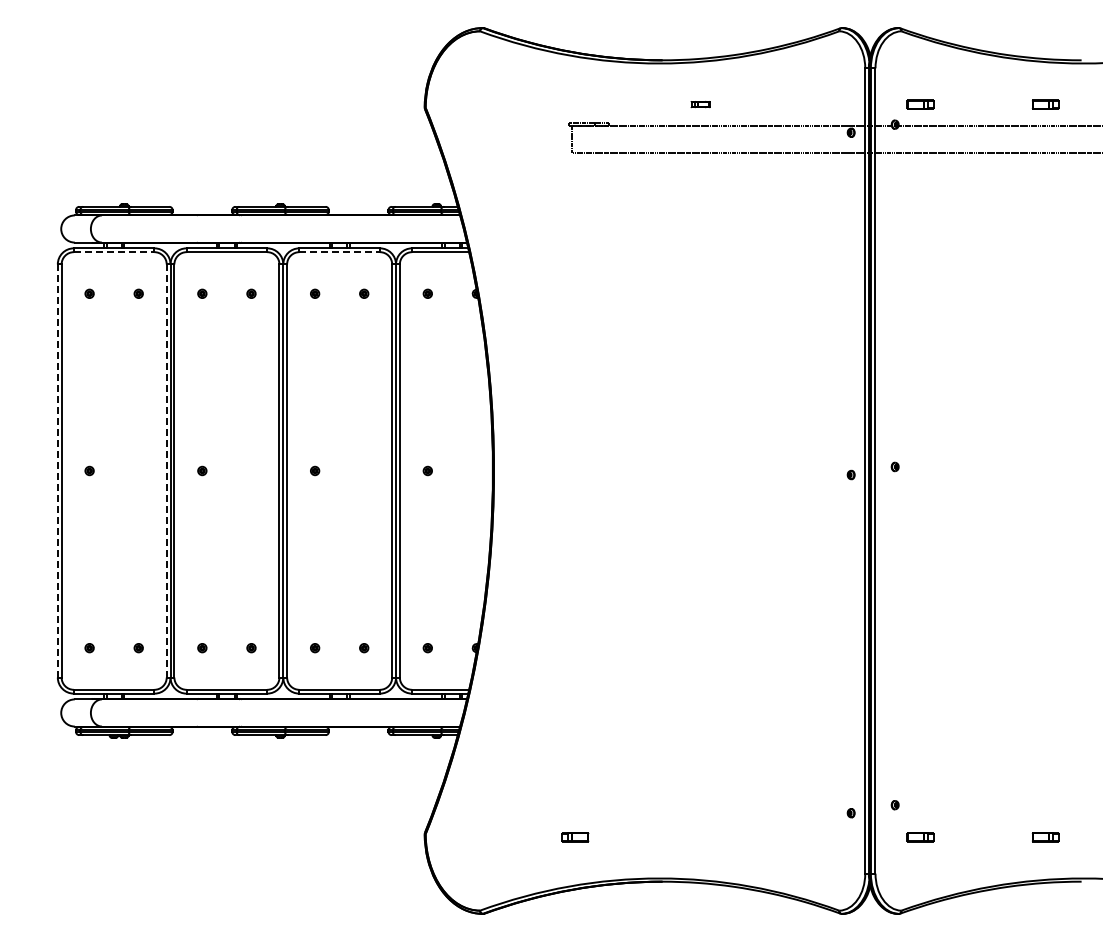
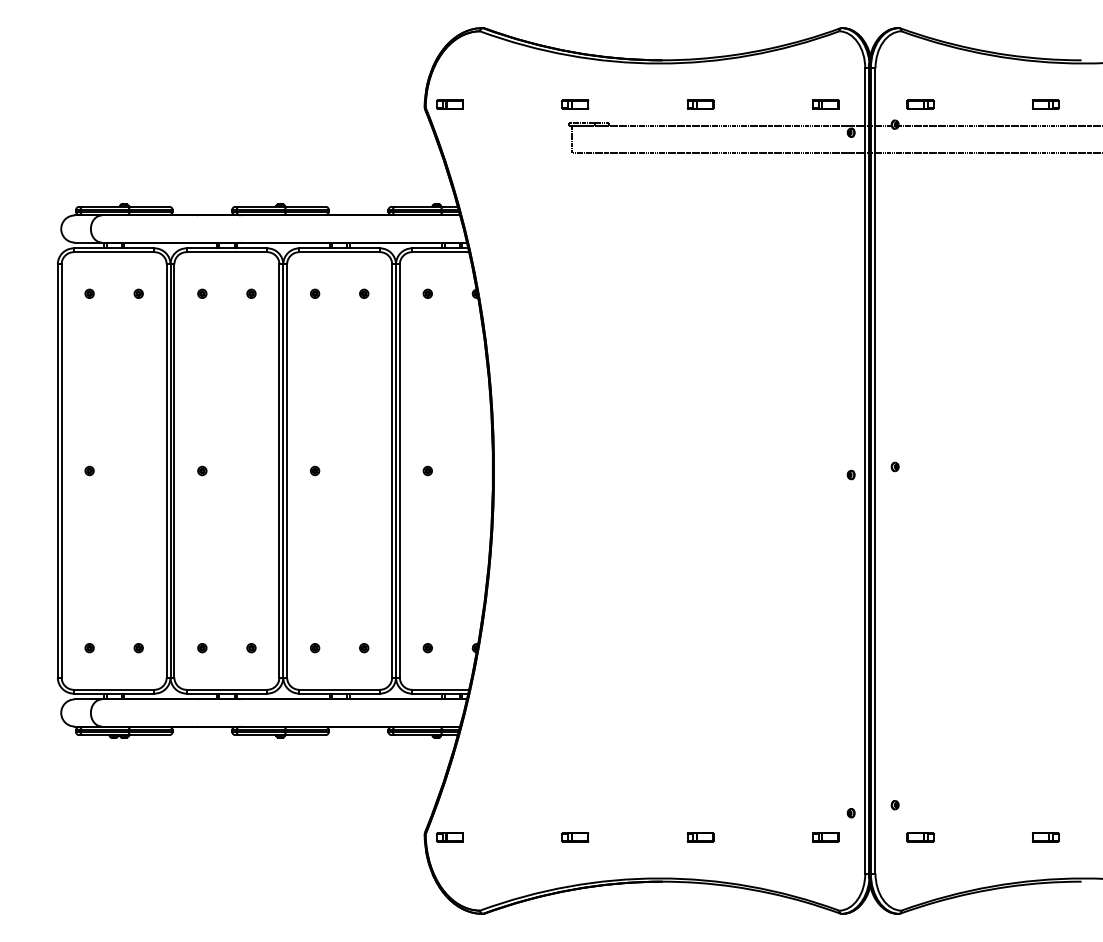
part: none -> present (449, 104)
part: none -> present (575, 104)
part size: 21x8 px -> 29x11 px (700, 104)
part: none -> present (825, 104)
line: dashed -> solid (114, 252)
line: dashed -> solid (340, 252)
line: dashed -> solid (57, 471)
line: dashed -> solid (166, 471)
part: none -> present (449, 837)
part: none -> present (700, 837)
part: none -> present (825, 837)
